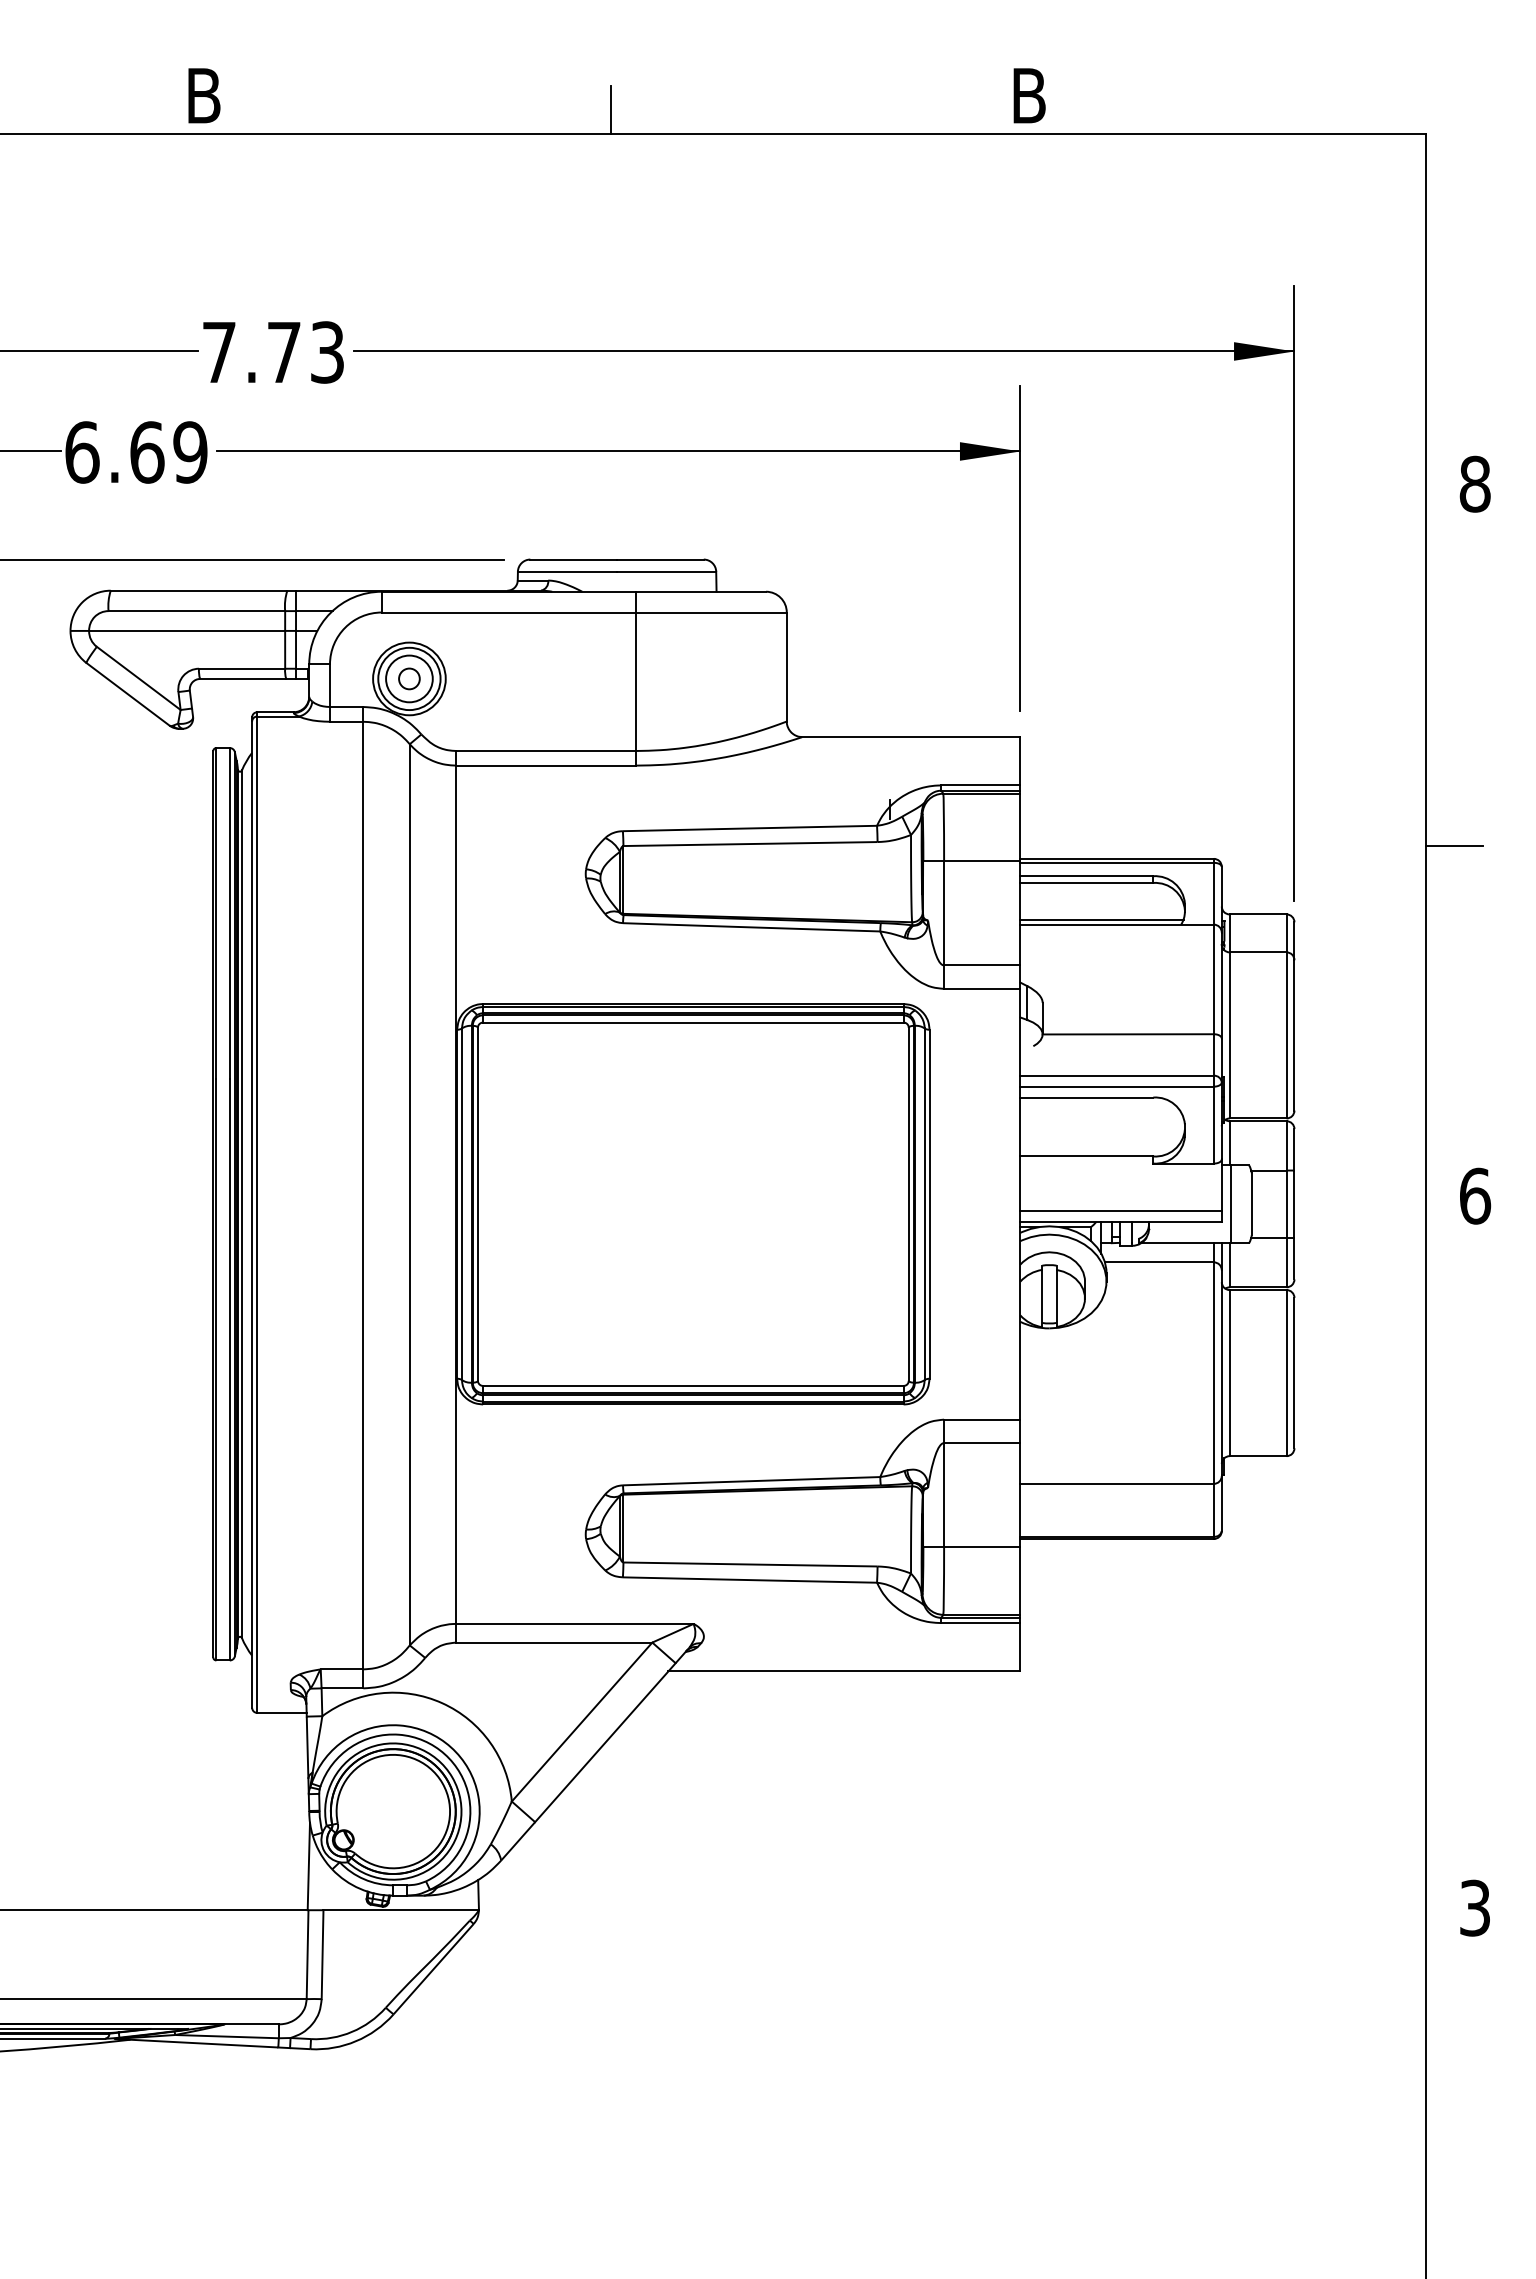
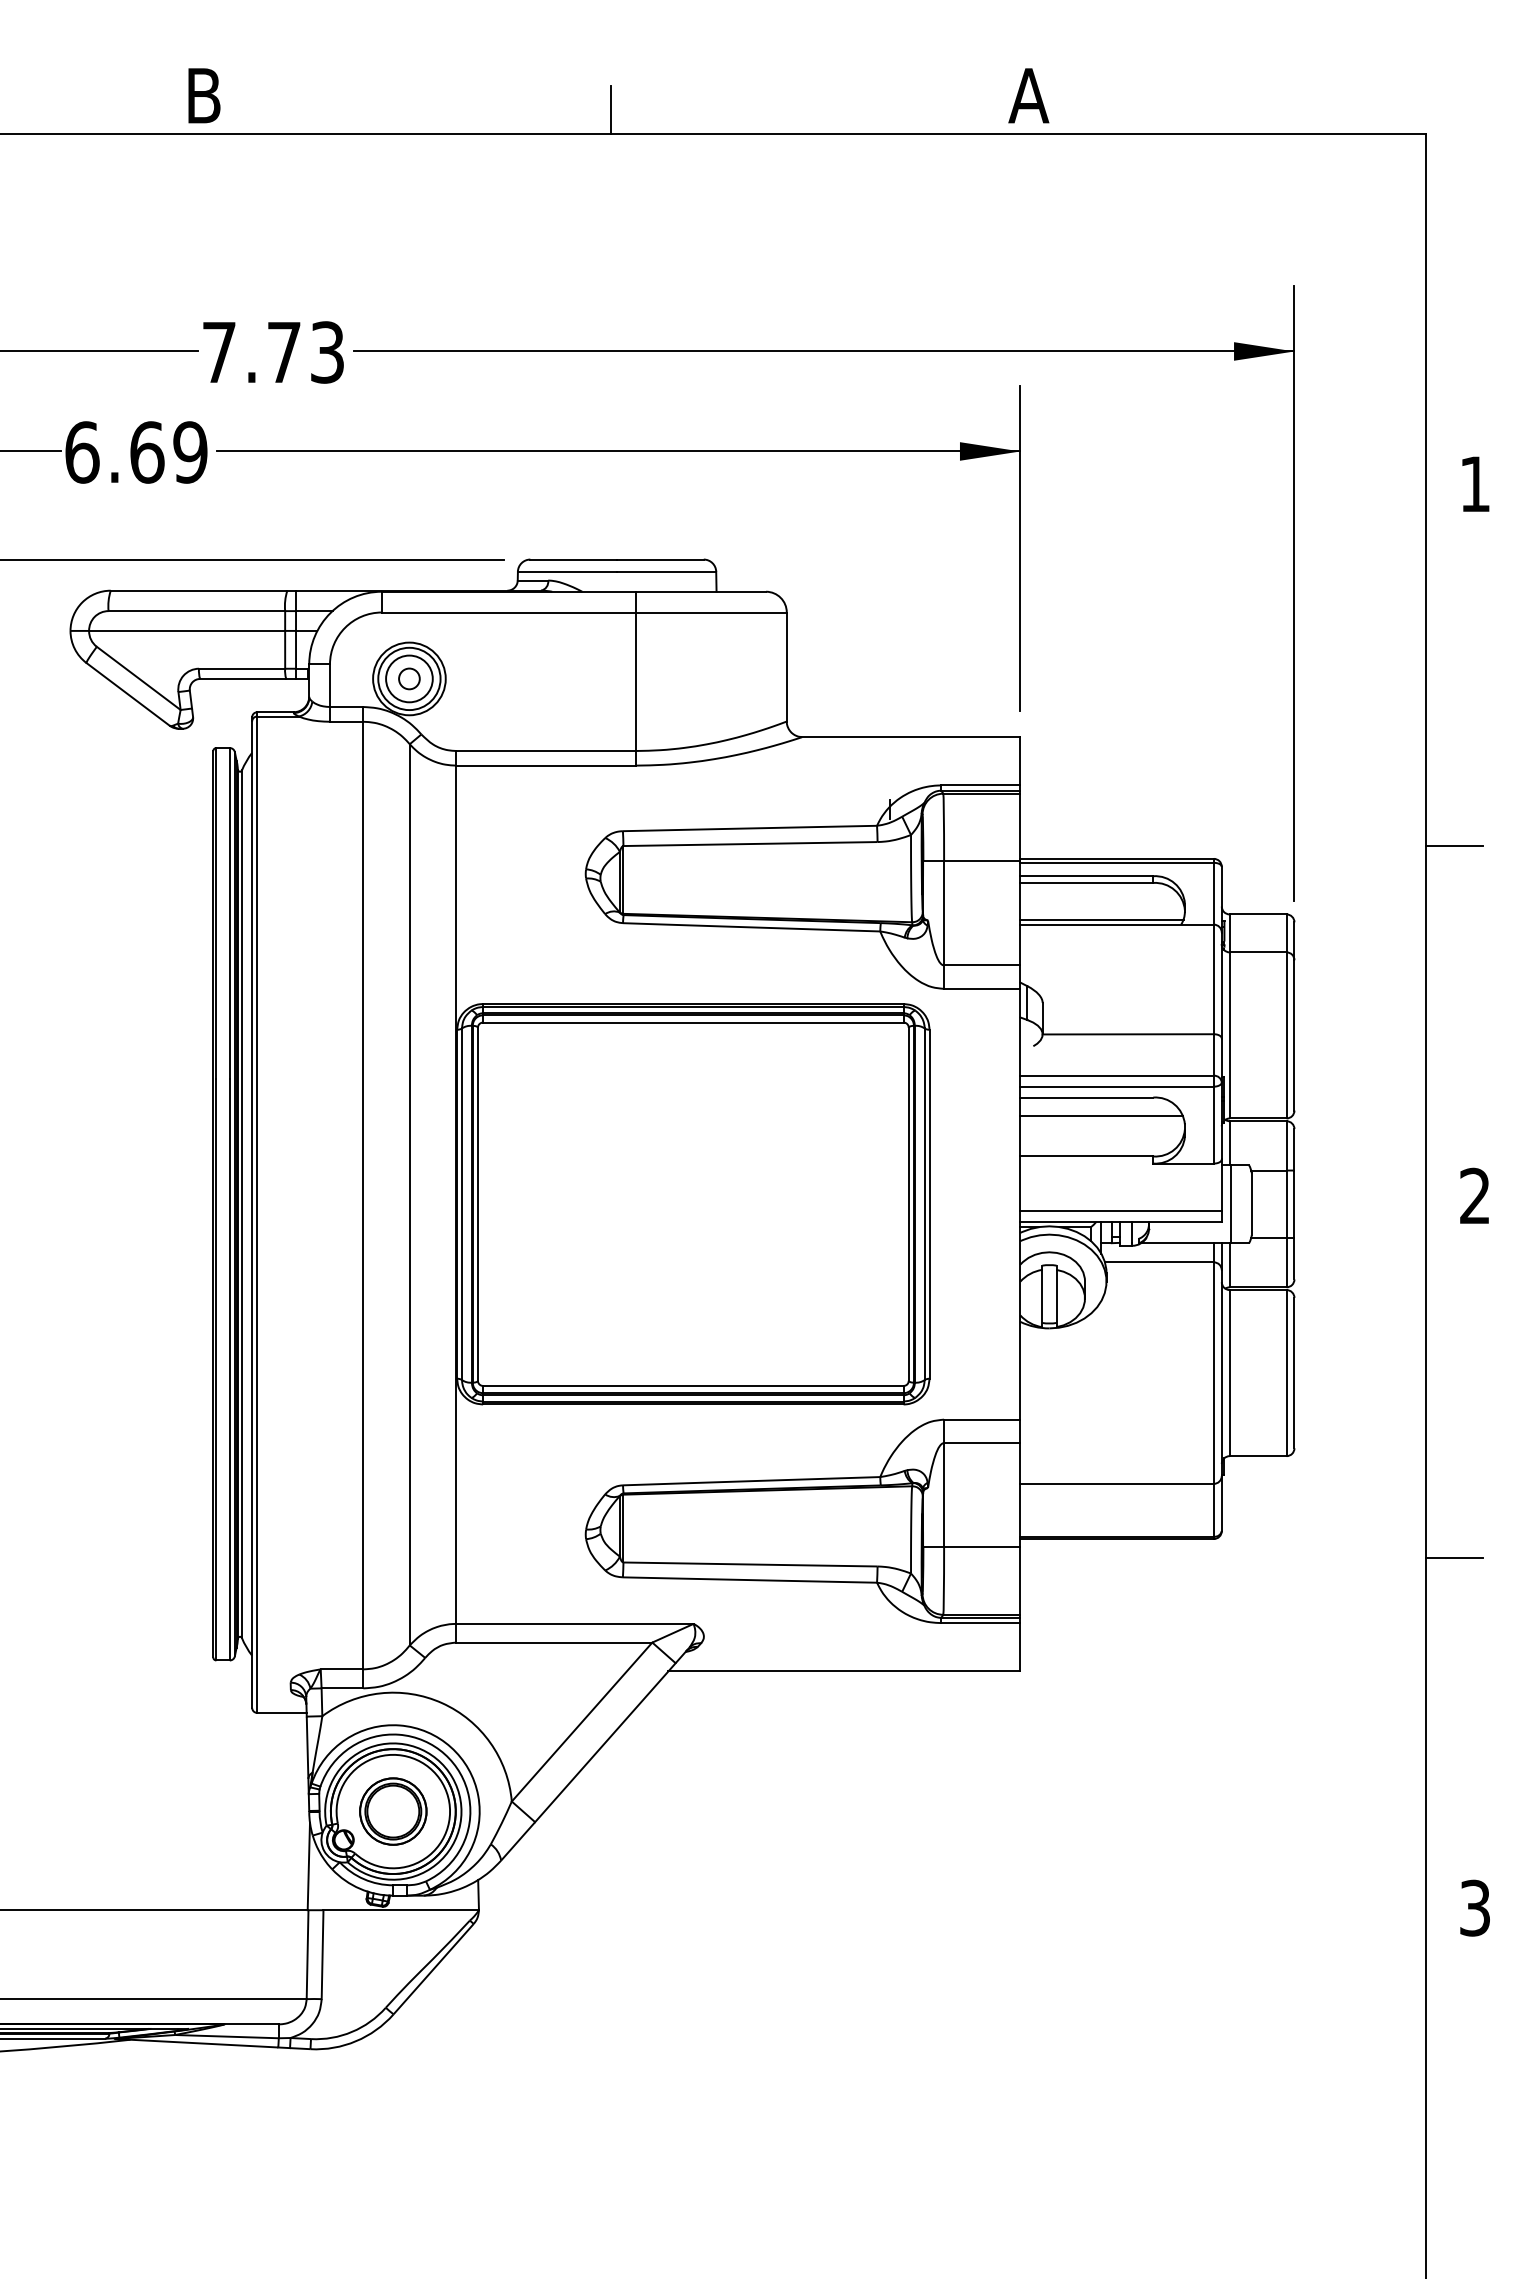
text: B -> A (1028, 95)
text: 8 -> 1 (1474, 483)
line: none -> present (1101, 1115)
text: 6 -> 2 (1475, 1195)
line: none -> present (1454, 1557)
part: none -> present (393, 1811)
